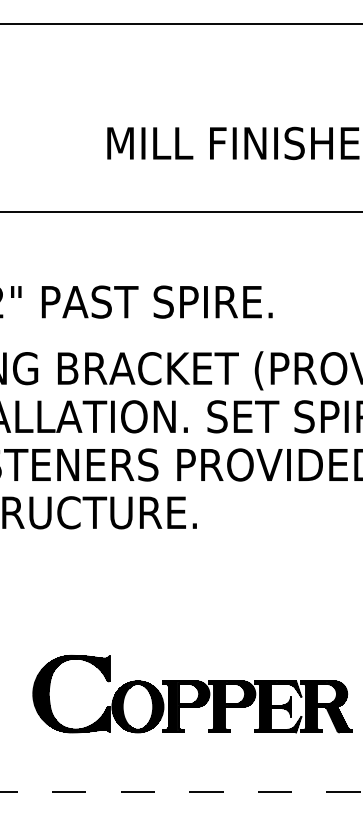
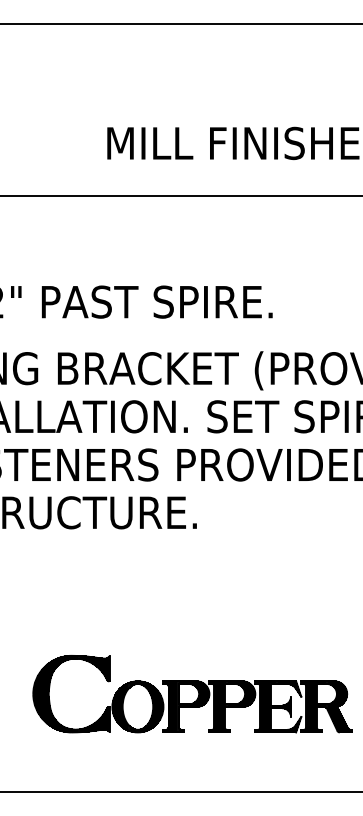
line position: (180, 211) -> (180, 195) (180, 195)
line: dashed -> solid (181, 791)
